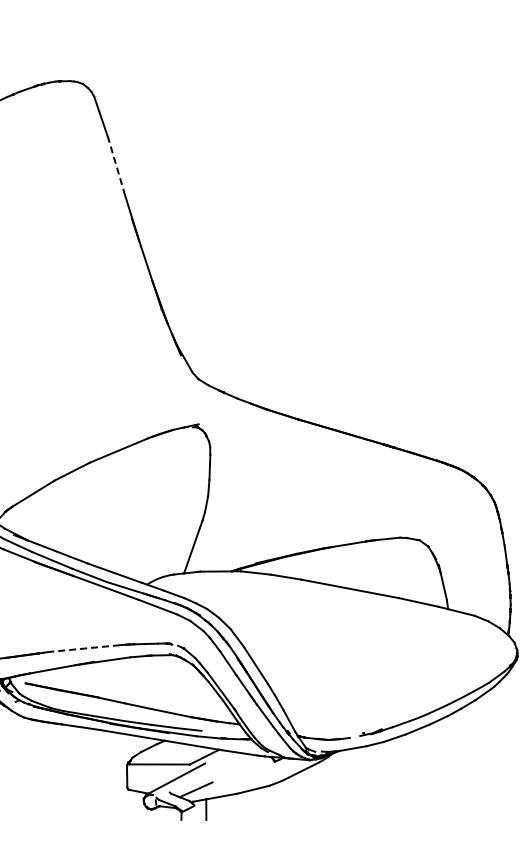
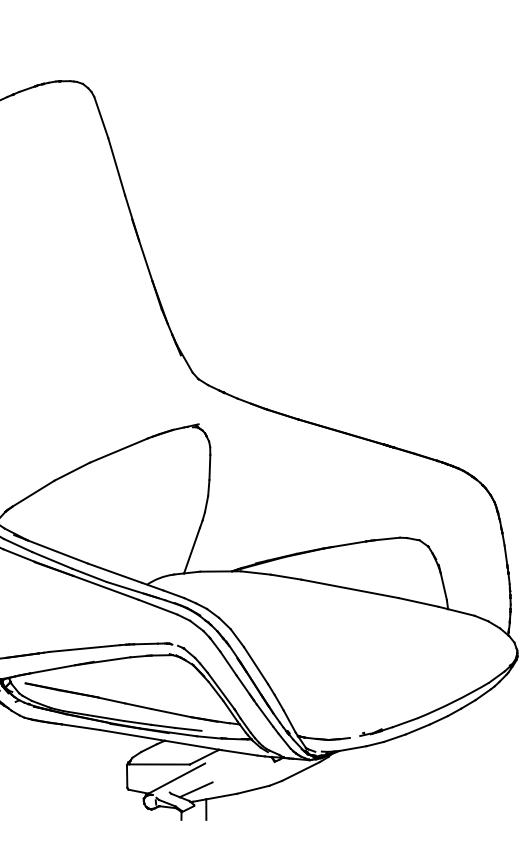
line: dashed -> solid (116, 166)
line: dashed -> solid (84, 648)
